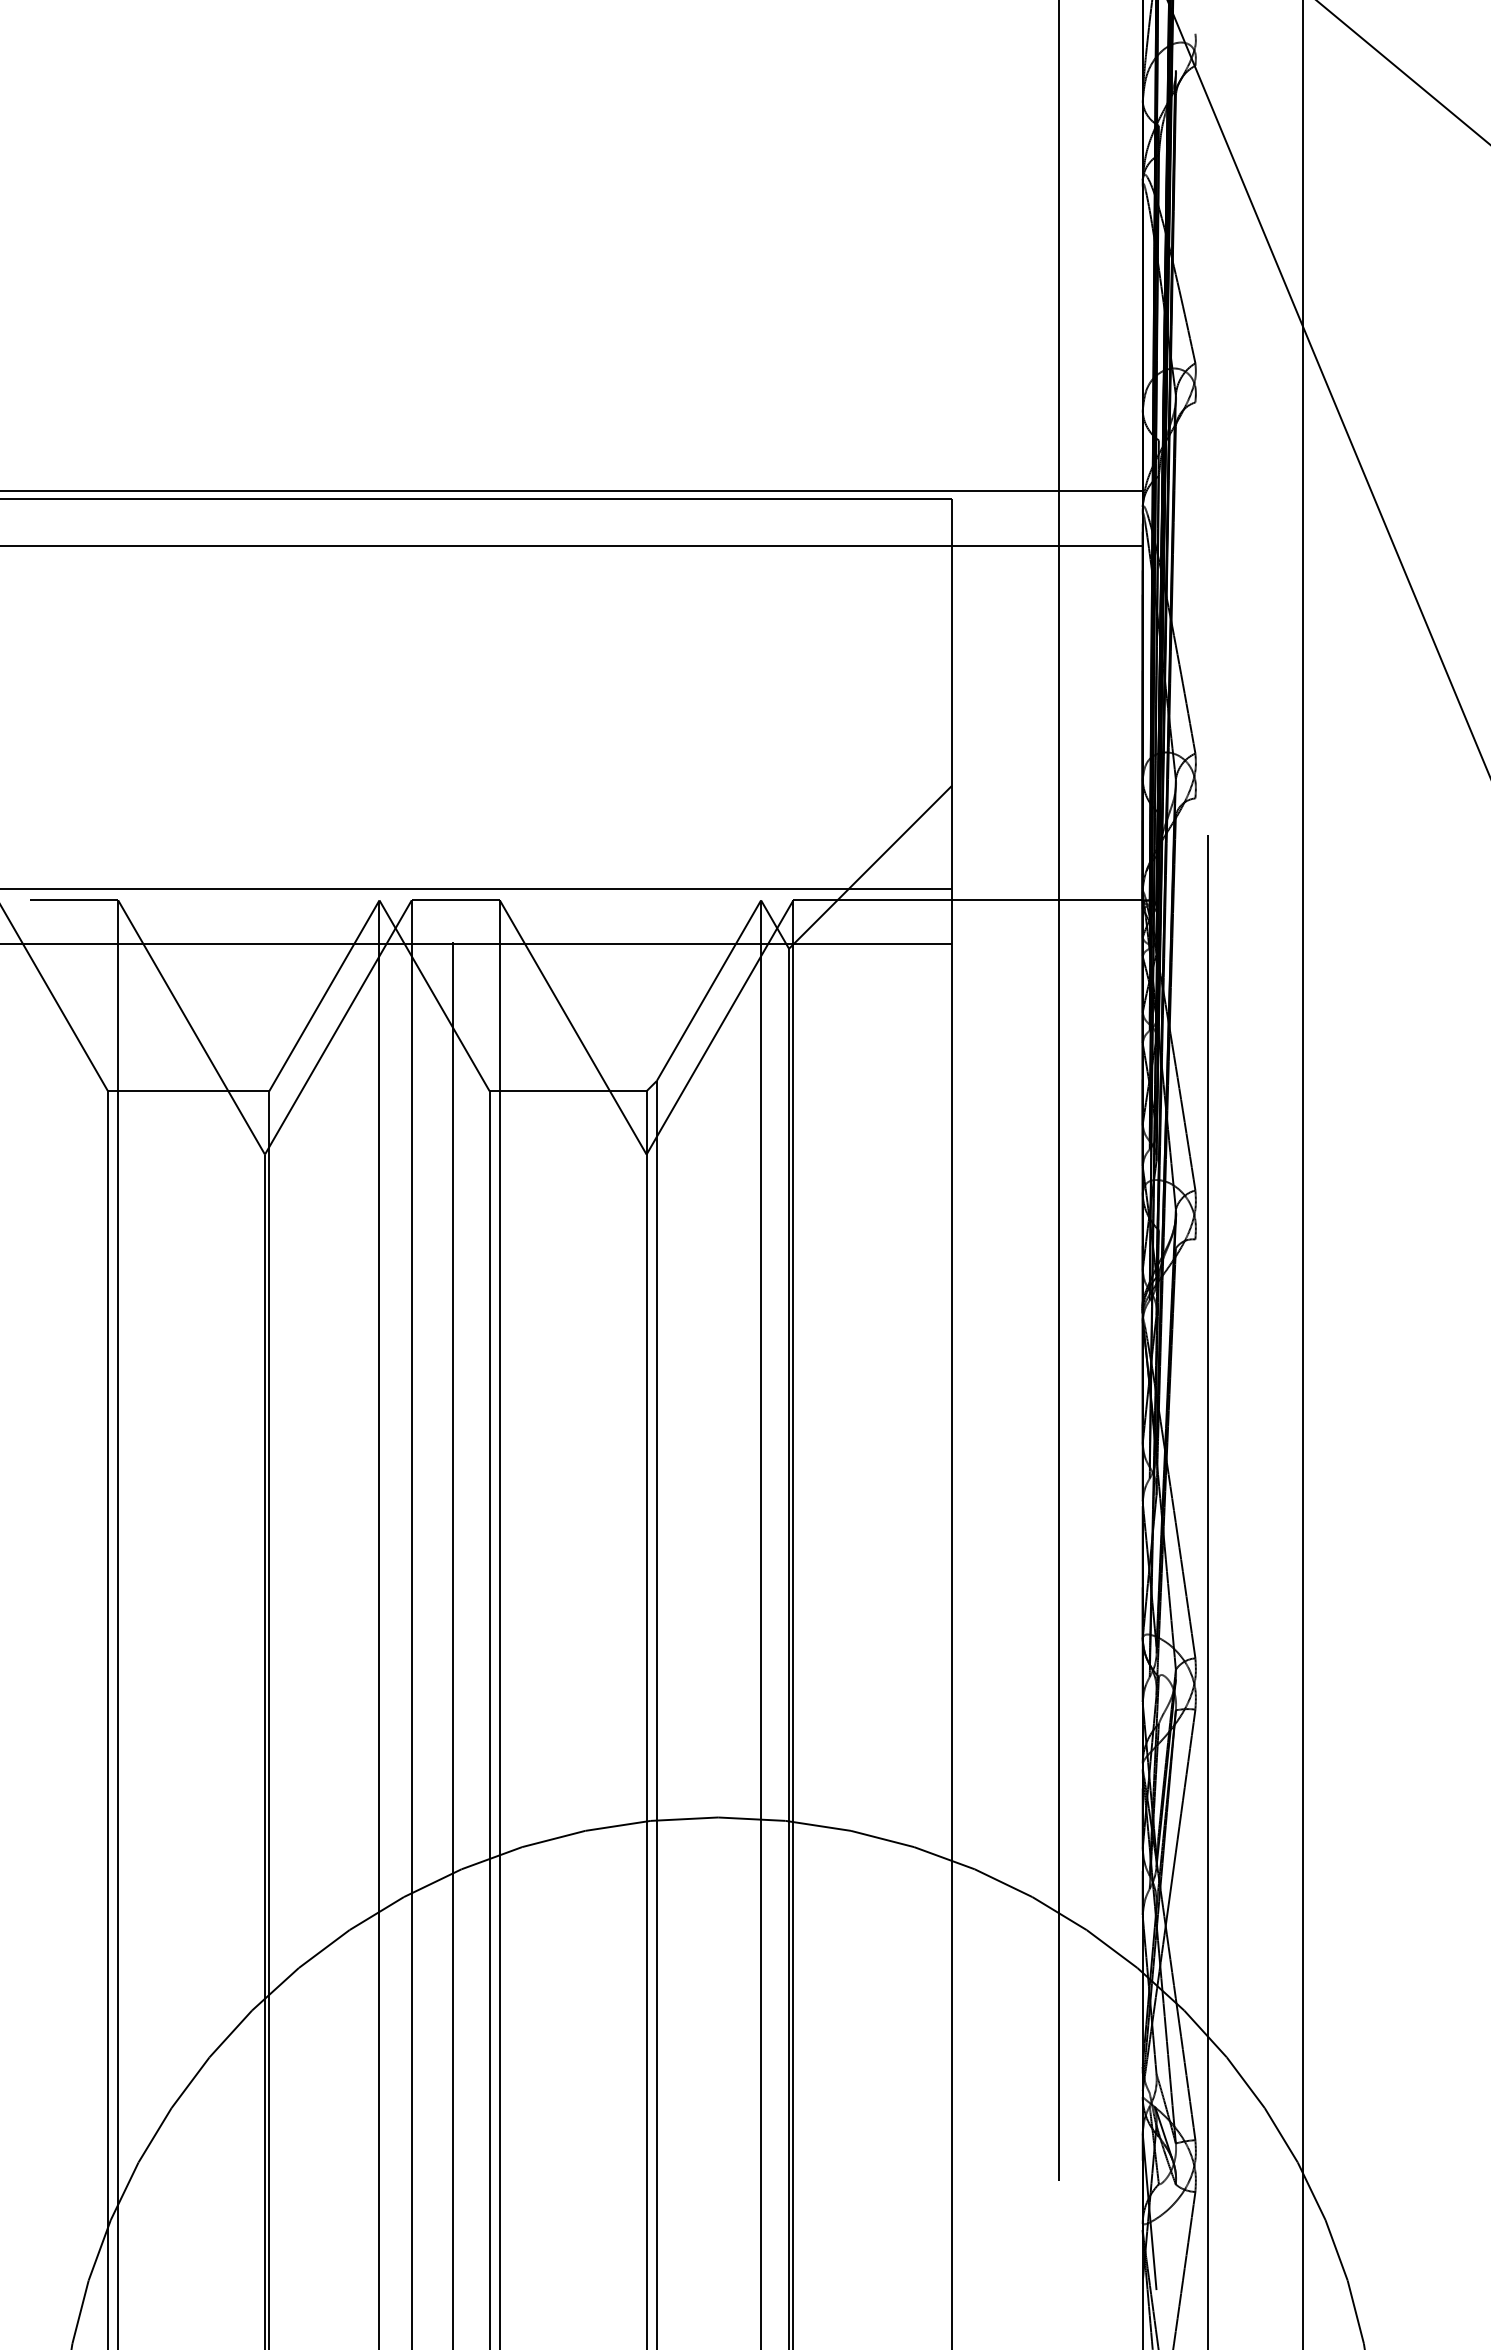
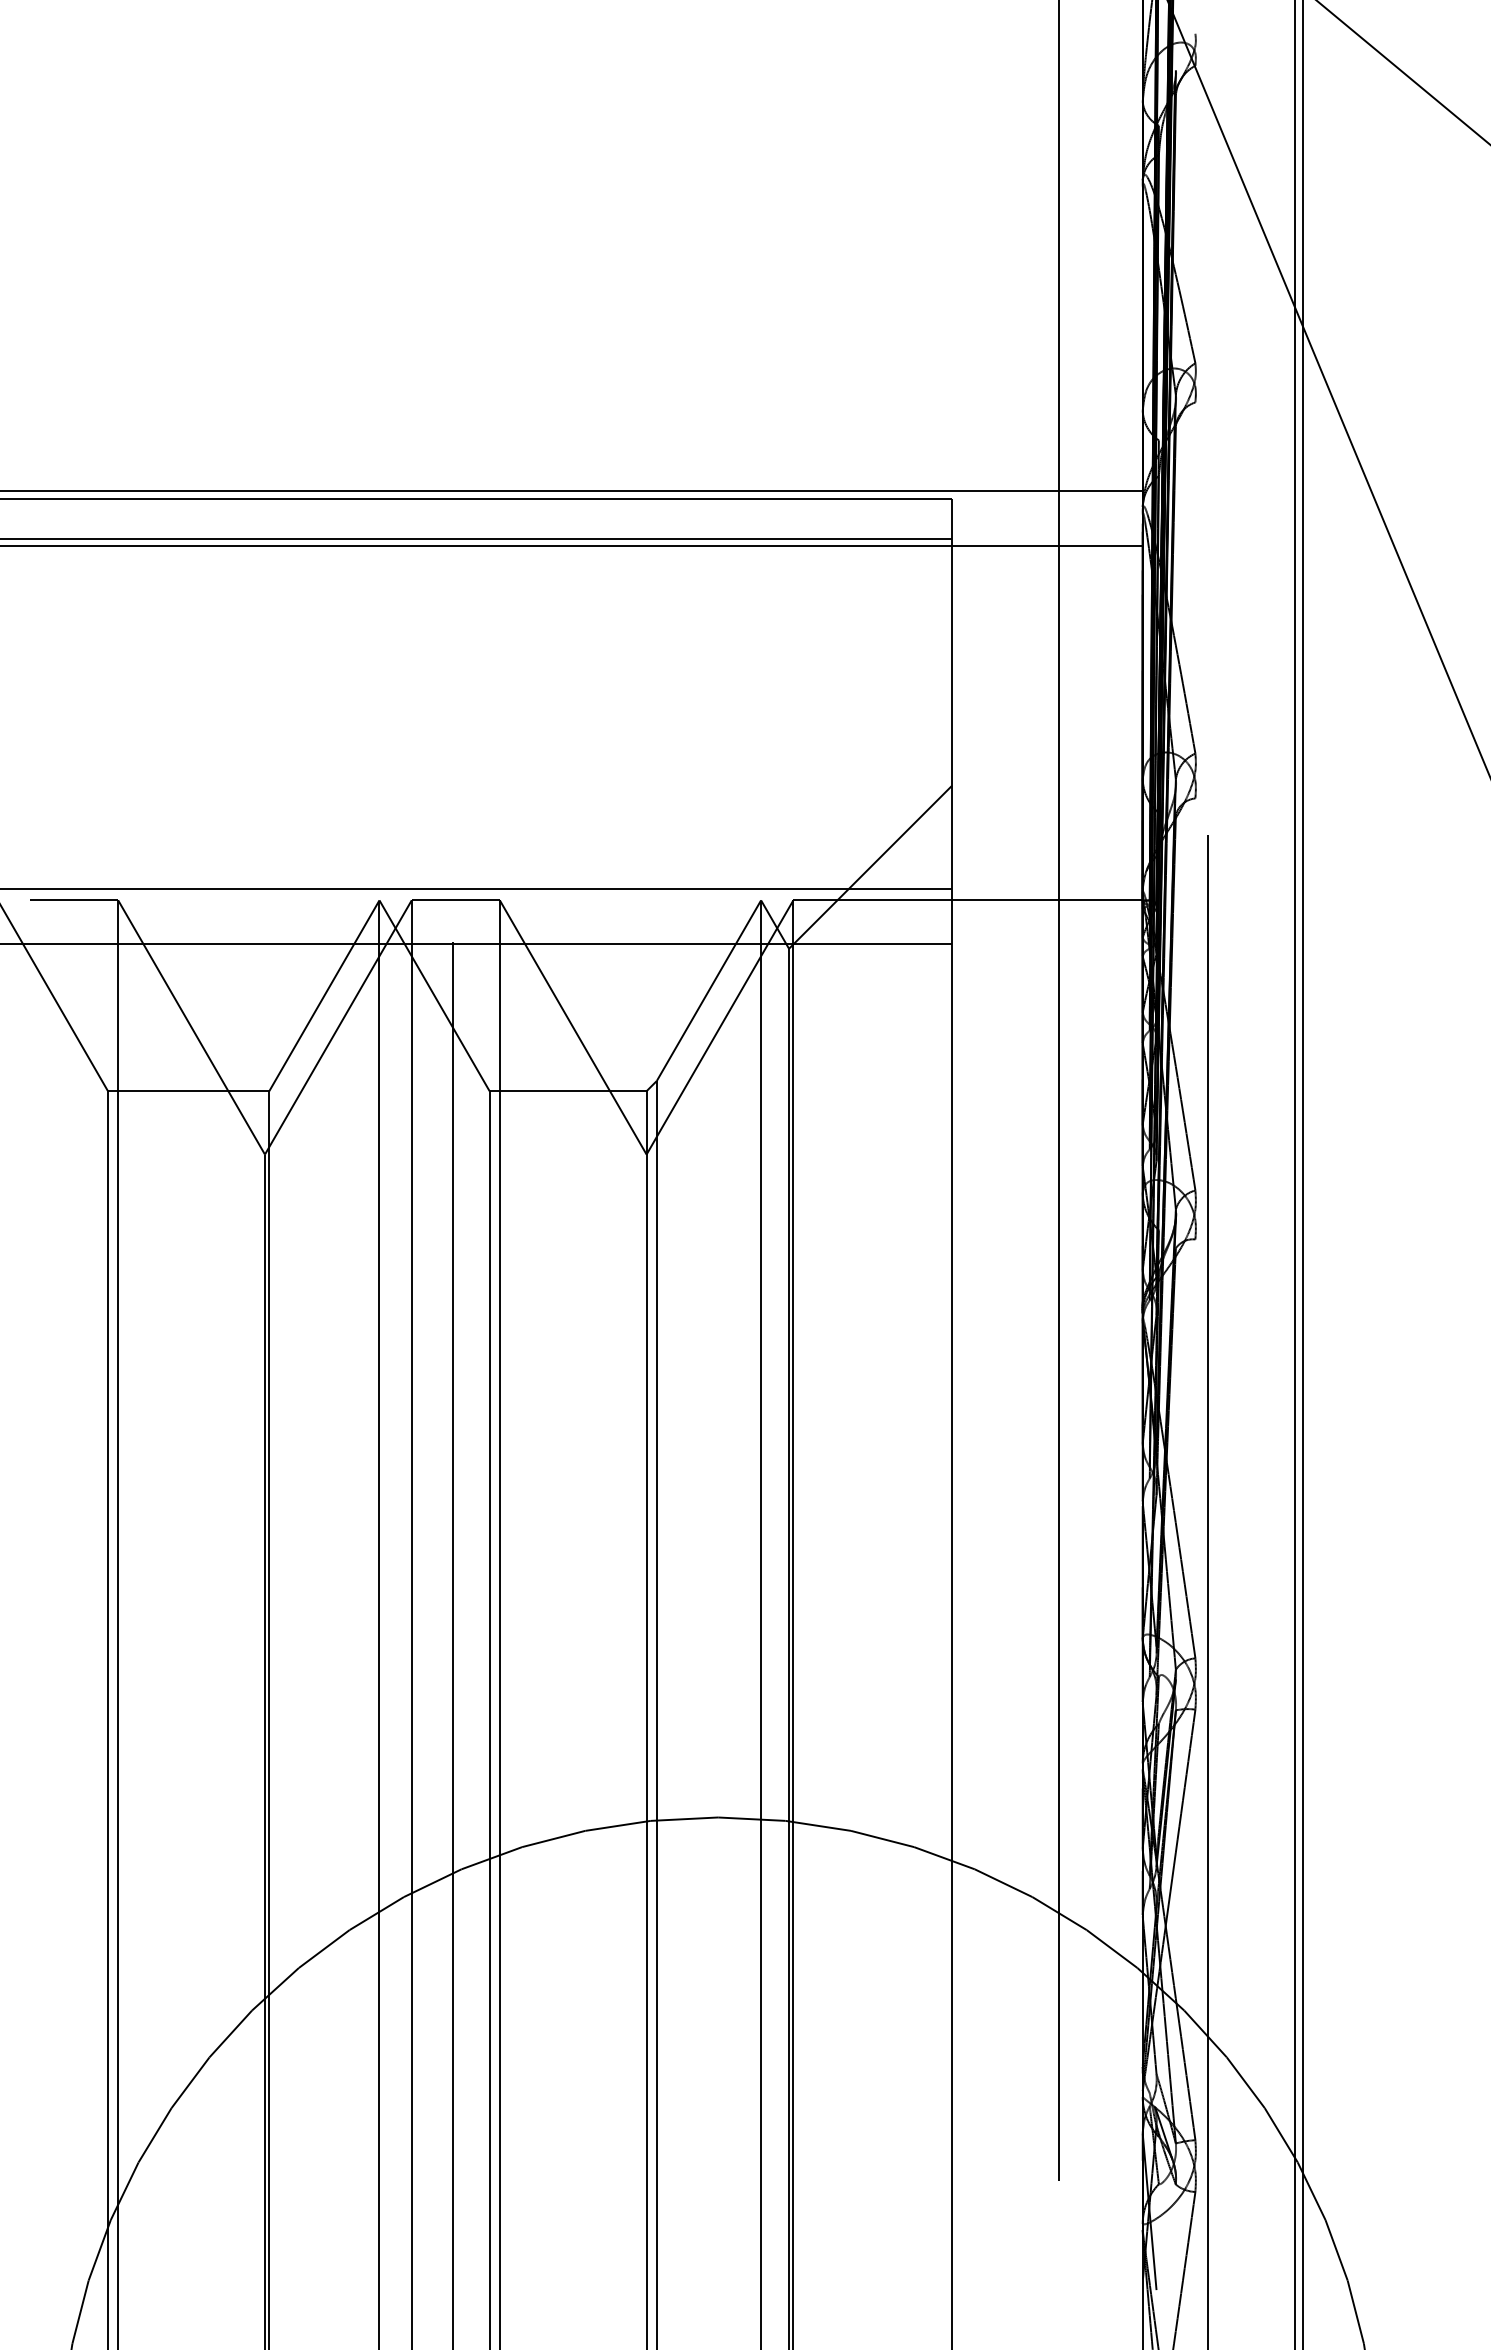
line: none -> present (476, 539)
line: none -> present (1295, 1174)
